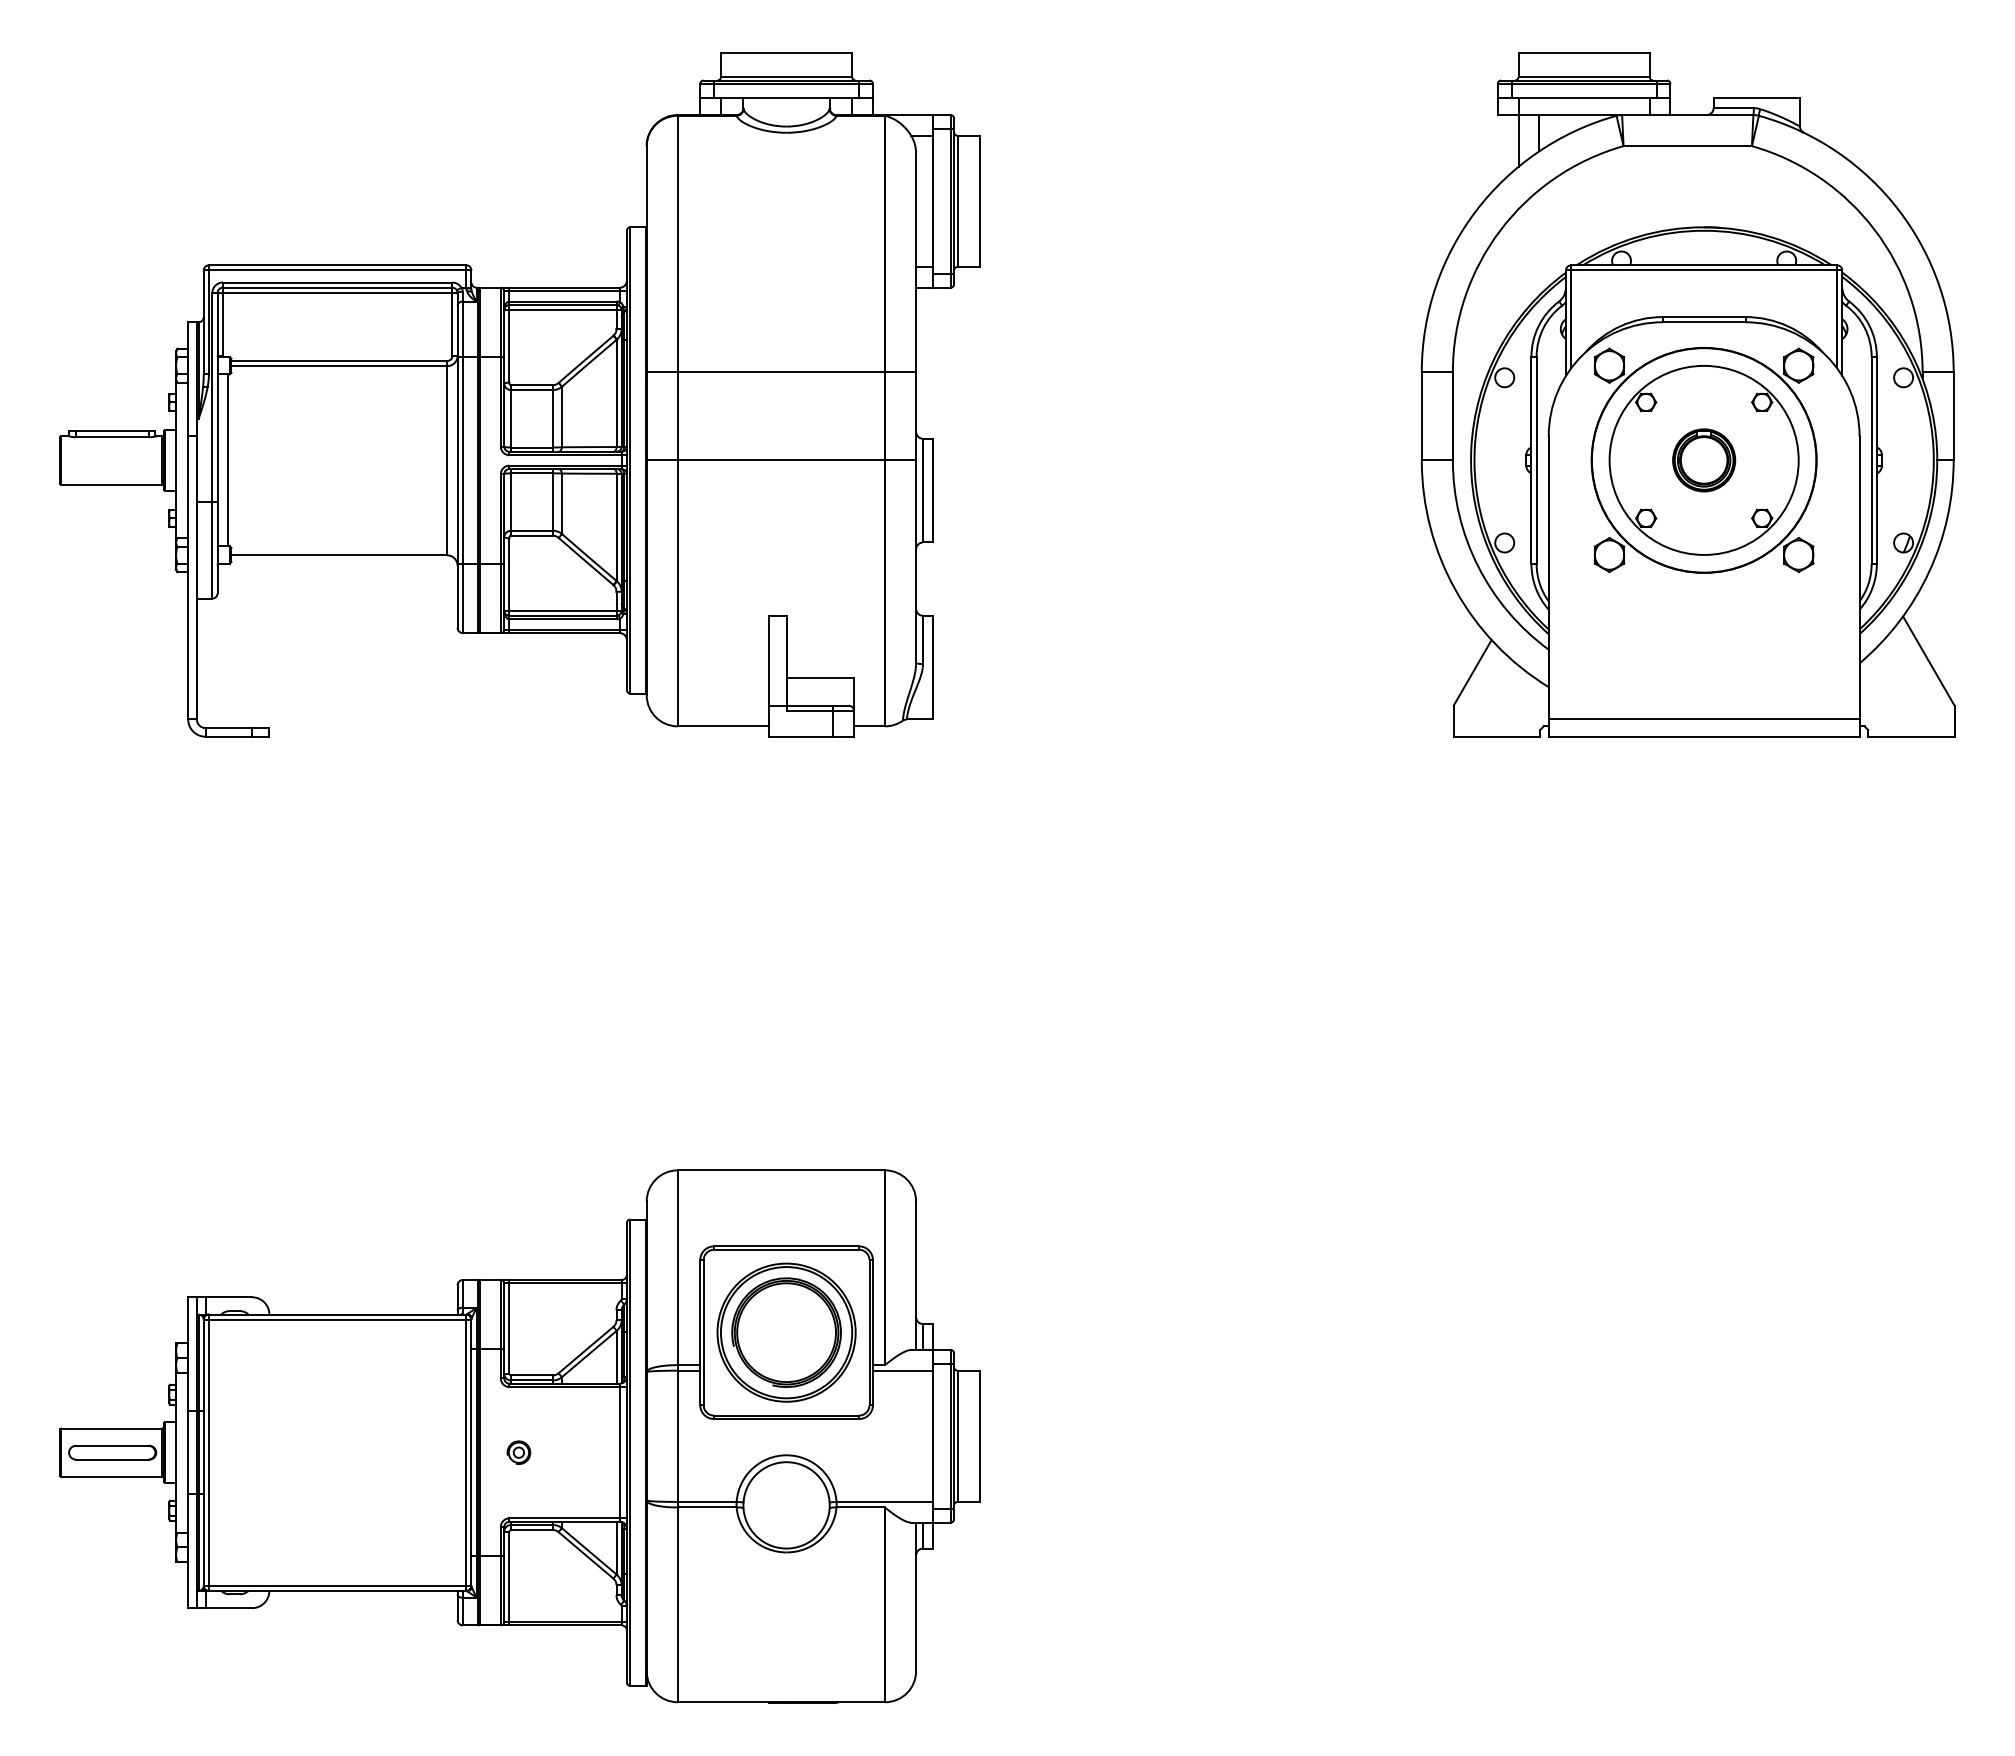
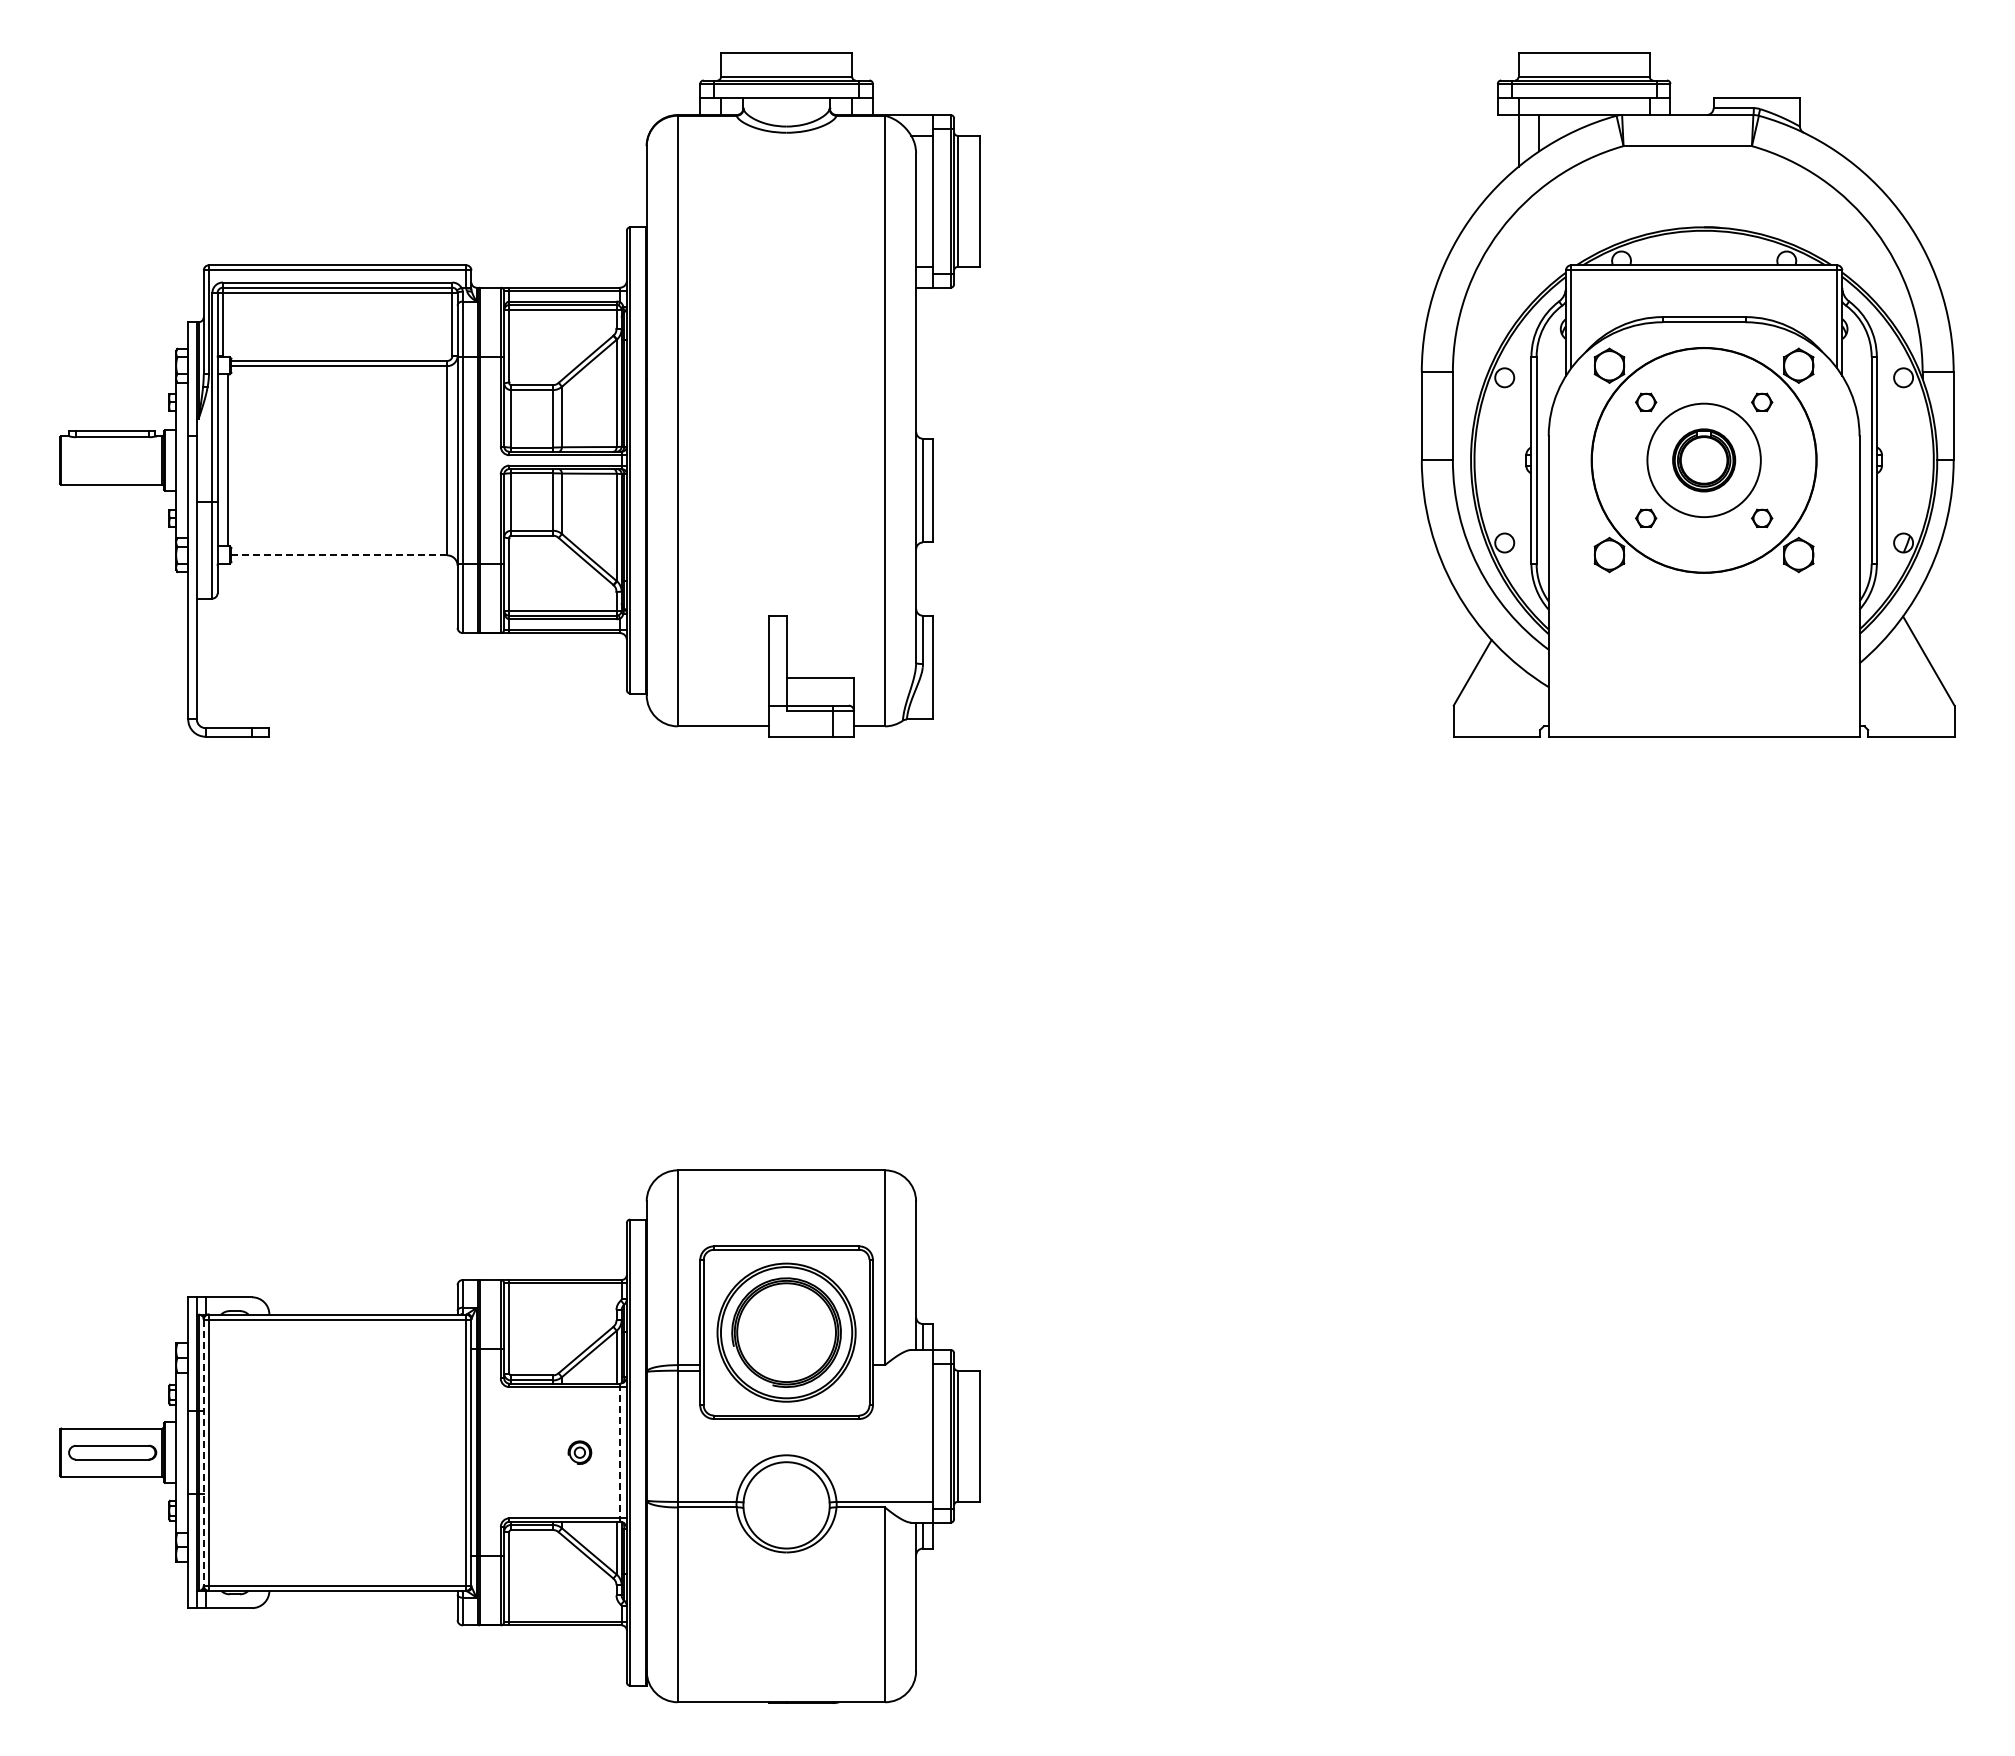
line: present -> none (781, 372)
circle diameter: 189 px -> 113 px (1703, 460)
line: present -> none (781, 460)
line: solid -> dashed (339, 555)
line: present -> none (1703, 719)
line: present -> none (902, 1370)
line: solid -> dashed (203, 1452)
part position: (518, 1452) -> (579, 1452) (579, 1452)
line: solid -> dashed (619, 1453)
